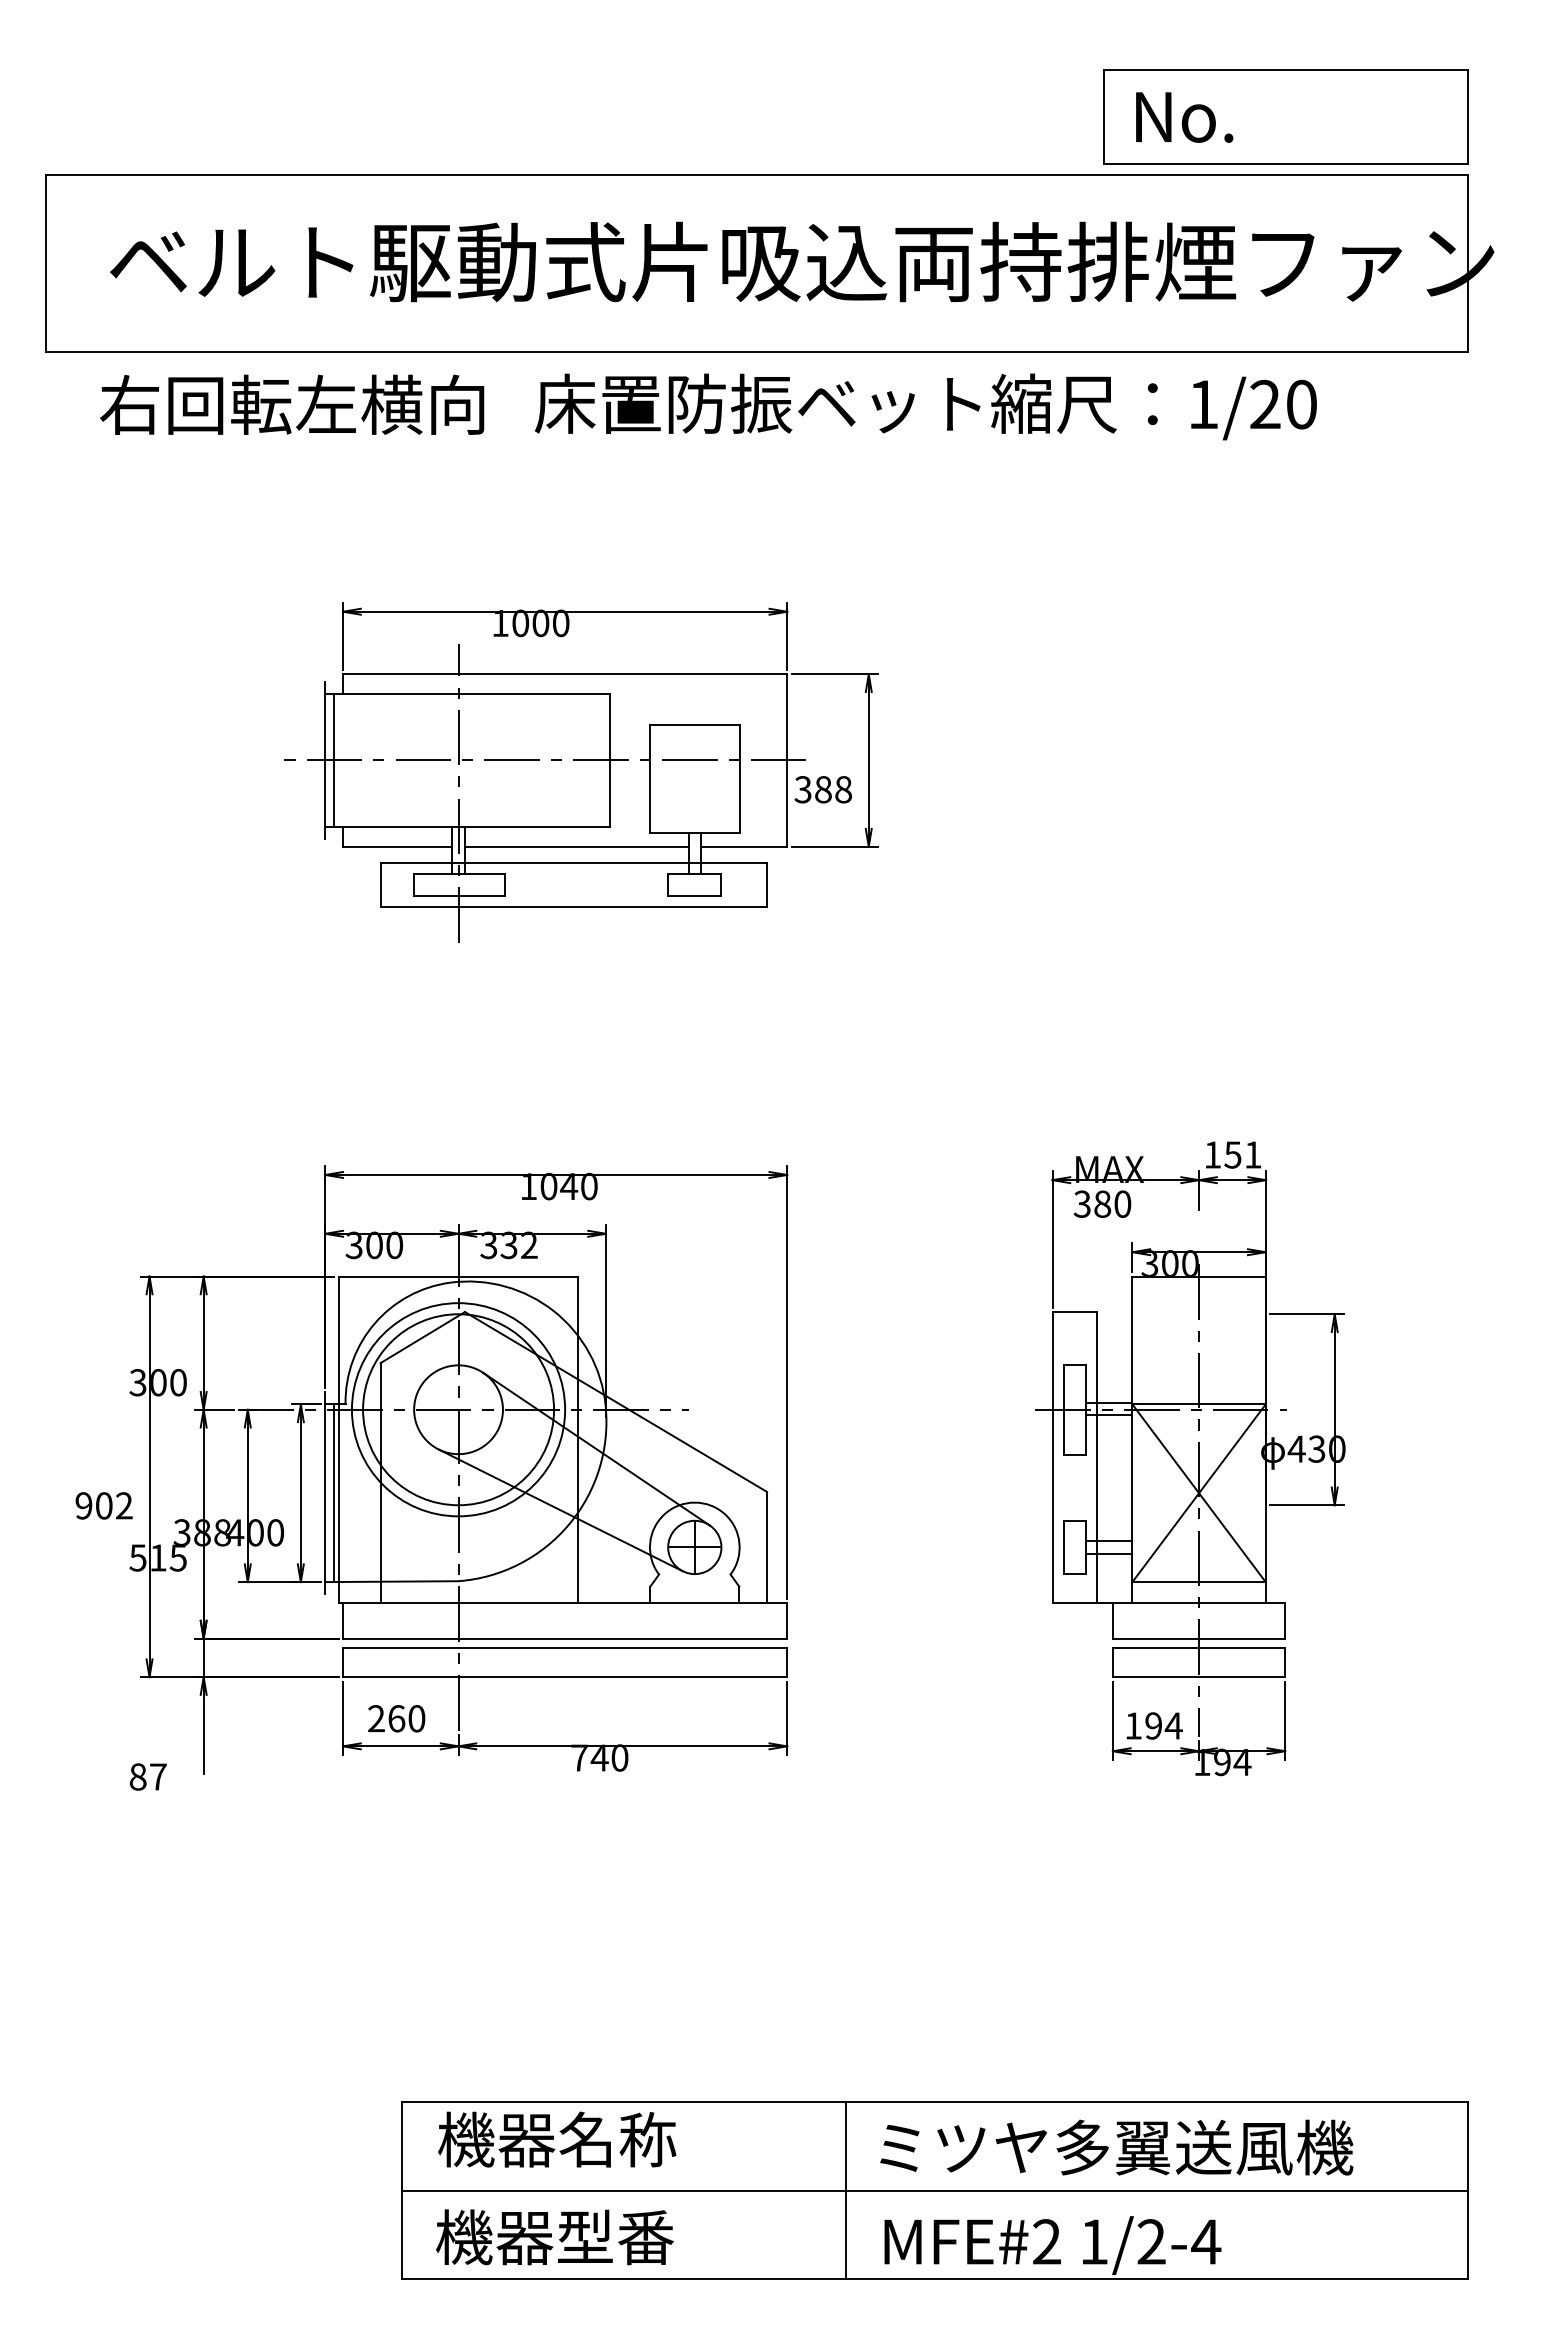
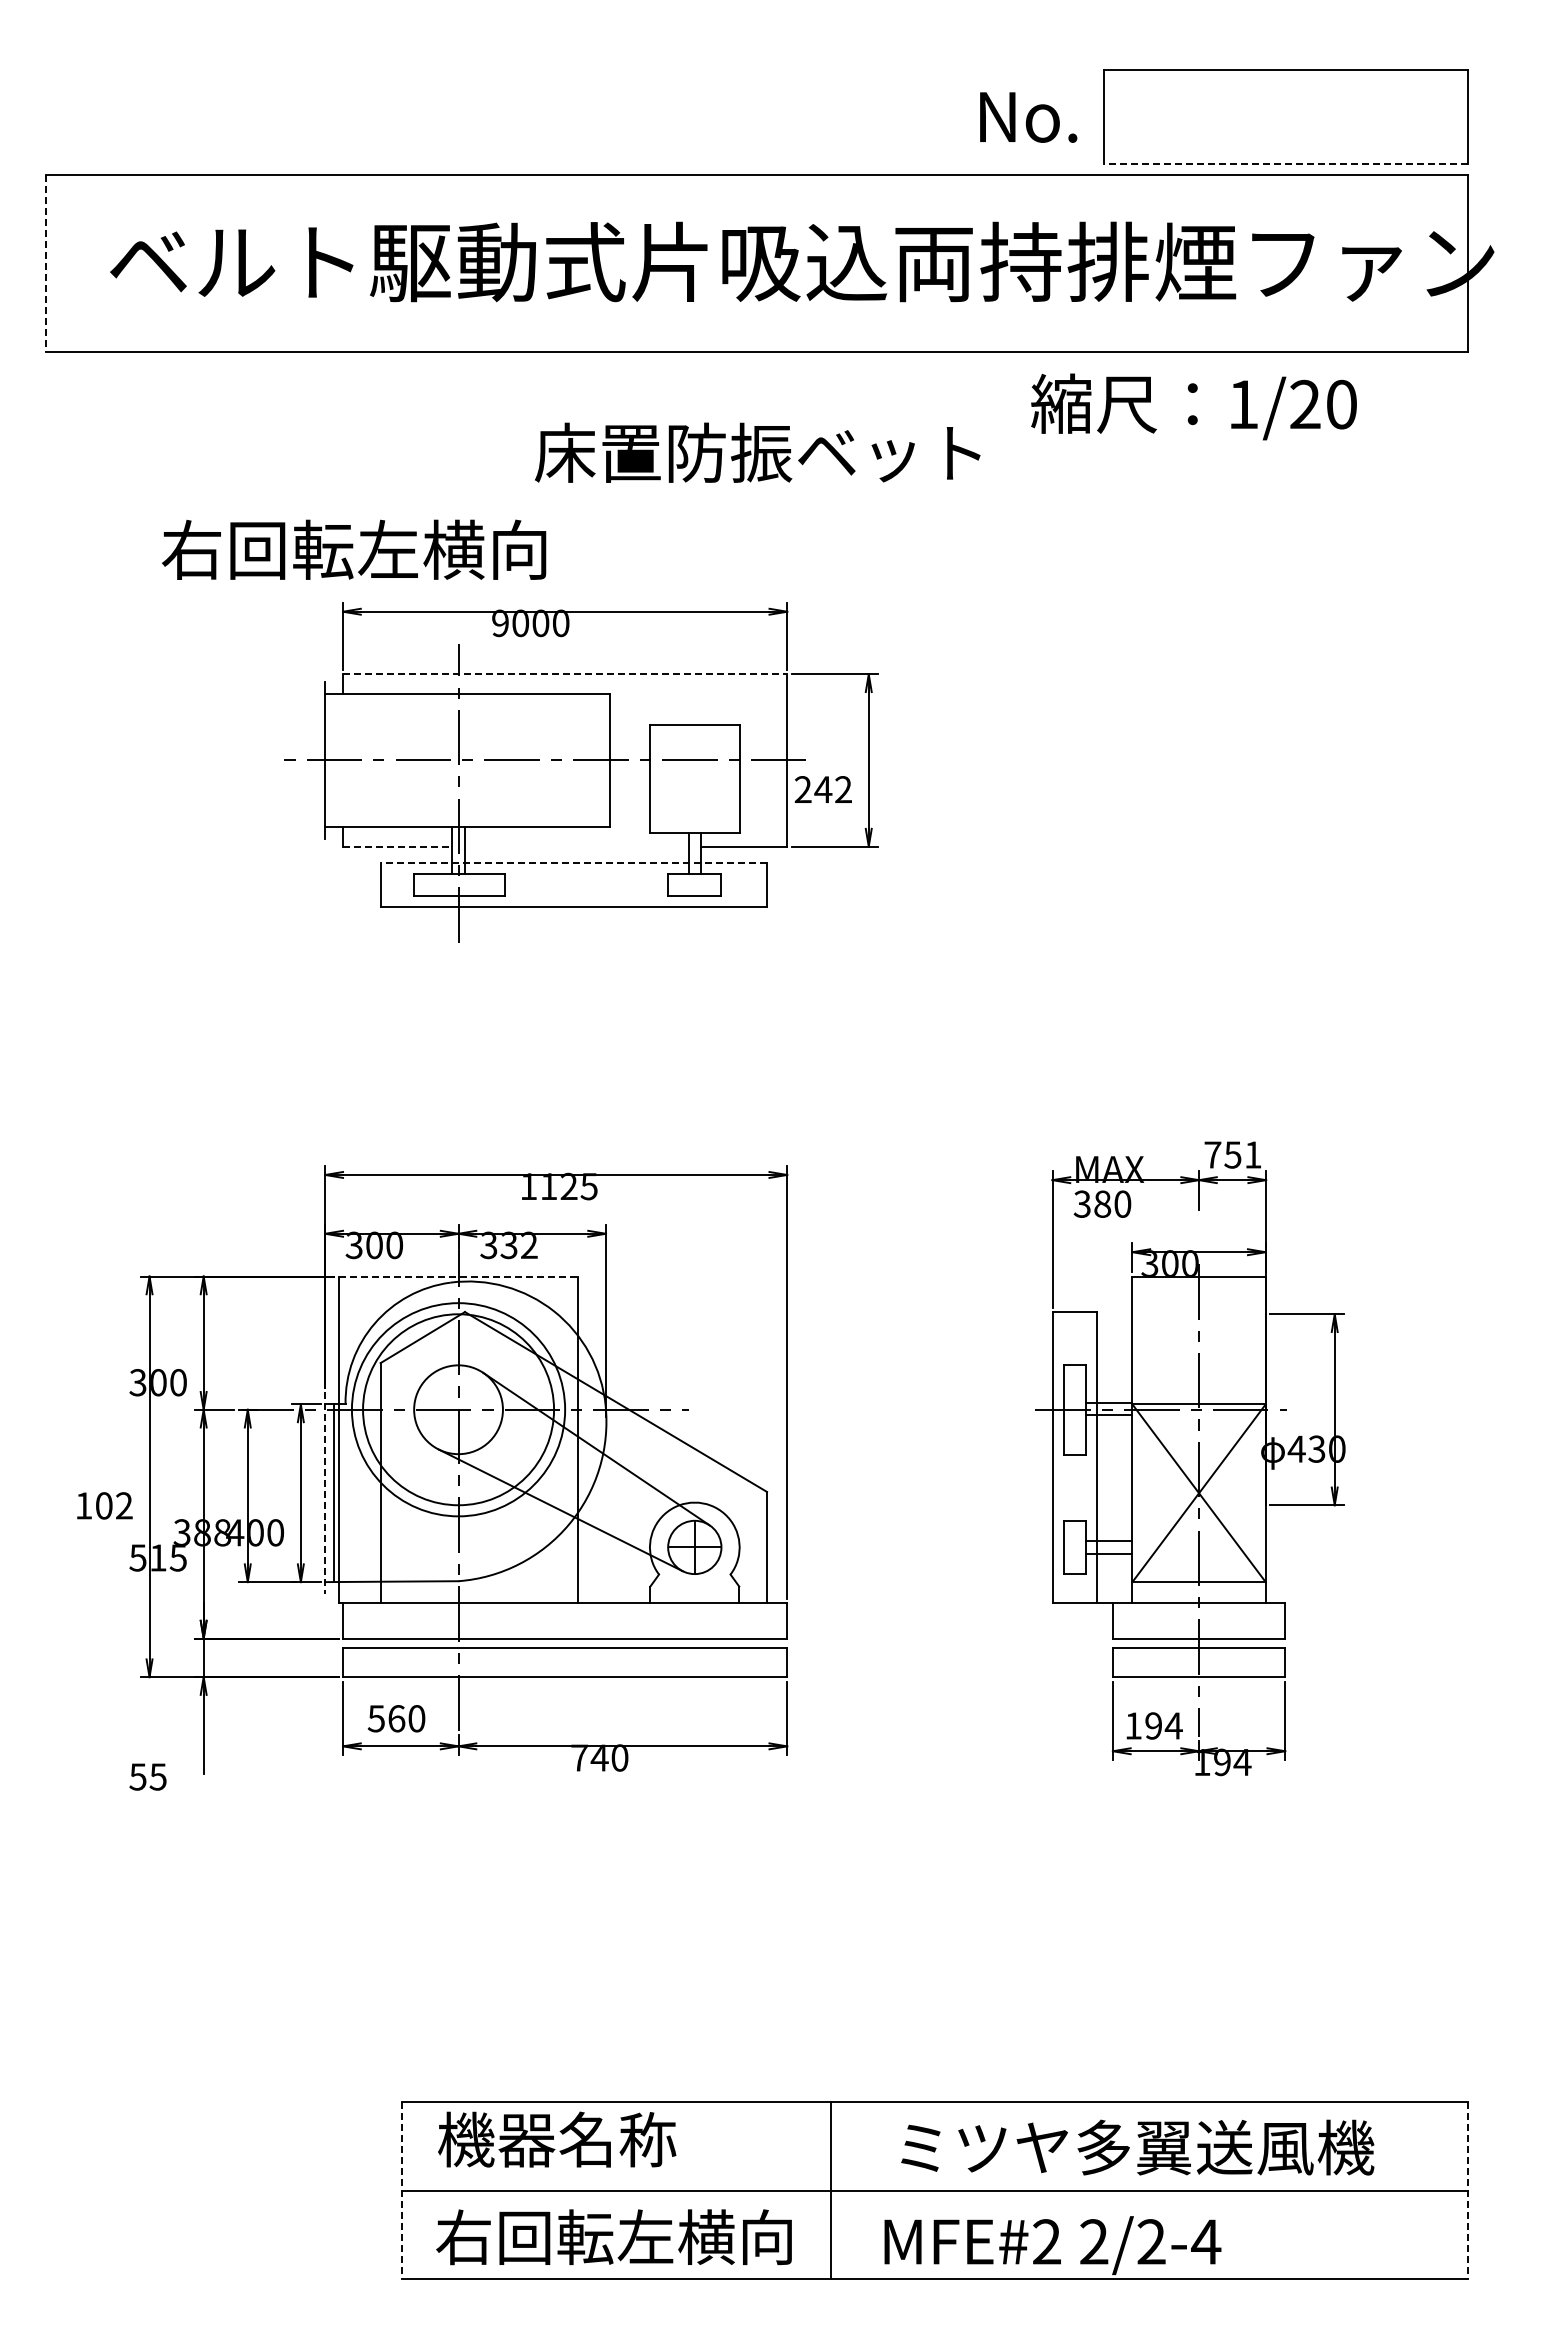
text position: (1184, 117) -> (1028, 117) (1028, 117)
line: solid -> dashed (1285, 164)
line: solid -> dashed (46, 263)
text position: (757, 403) -> (757, 452) (757, 452)
text position: (292, 404) -> (354, 549) (354, 549)
text position: (1153, 406) -> (1193, 406) (1193, 406)
text: 1000 -> 9000 (500, 623)
line: solid -> dashed (565, 674)
line: present -> none (334, 760)
text: 388 -> 242 (823, 789)
line: solid -> dashed (397, 846)
line: present -> none (576, 846)
line: solid -> dashed (573, 862)
text: 151 -> 751 (1212, 1154)
text: 1040 -> 1125 (568, 1186)
line: solid -> dashed (458, 1276)
line: solid -> dashed (325, 1493)
text: 902 -> 102 (83, 1505)
text: 260 -> 560 (375, 1718)
text: 87 -> 55 (147, 1776)
text position: (1116, 2147) -> (1137, 2147) (1137, 2147)
line: solid -> dashed (401, 2190)
line position: (845, 2190) -> (830, 2190) (830, 2190)
line: solid -> dashed (1467, 2190)
text: 機器型番 -> 右回転左横向 (613, 2237)
text: 1/2-4 -> 2/2-4 (1094, 2241)
